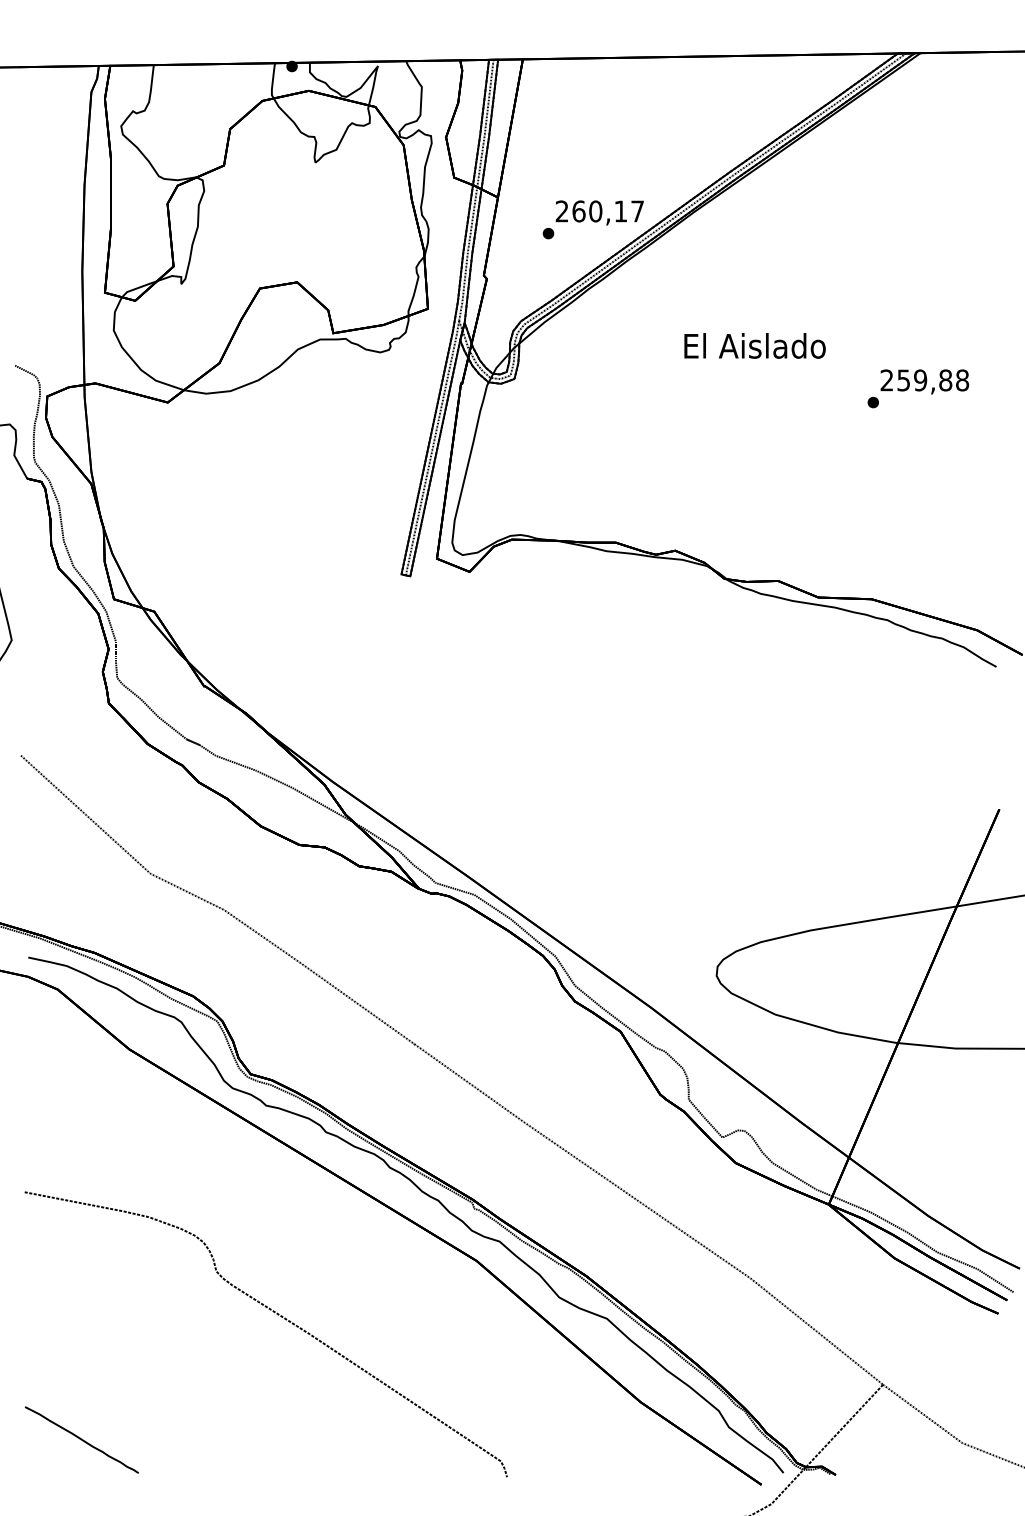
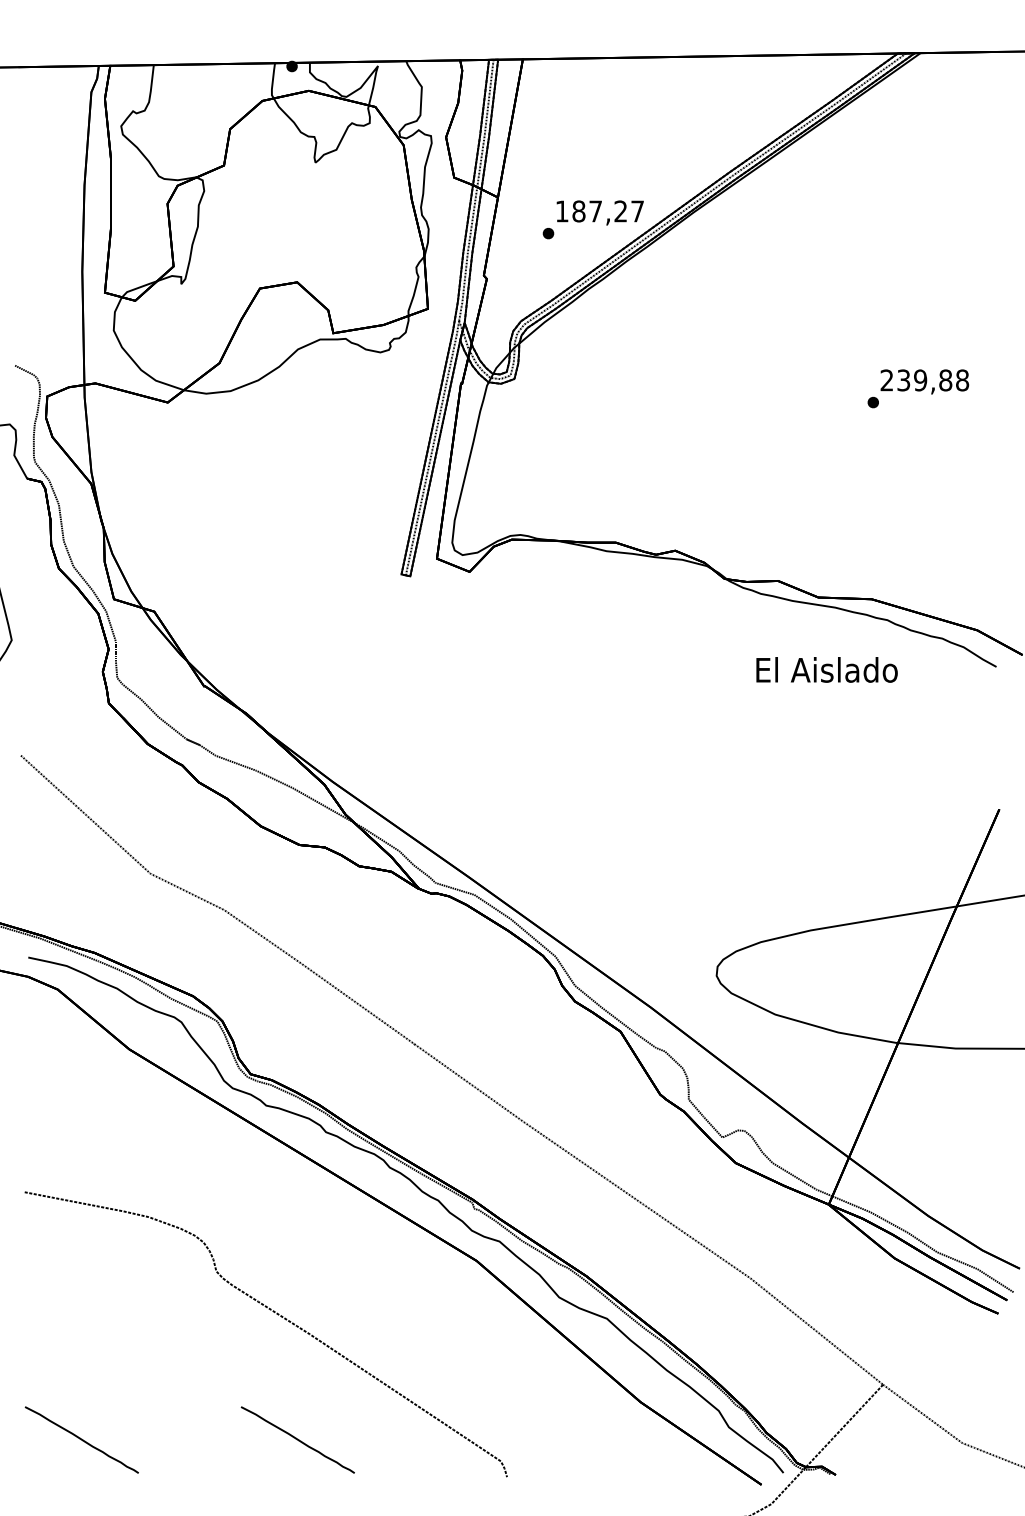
text: 260,17 -> 187,27 (590, 211)
text position: (754, 345) -> (826, 669) (826, 669)
text: 259,88 -> 239,88 (904, 379)
curve: none -> present (297, 1439)
